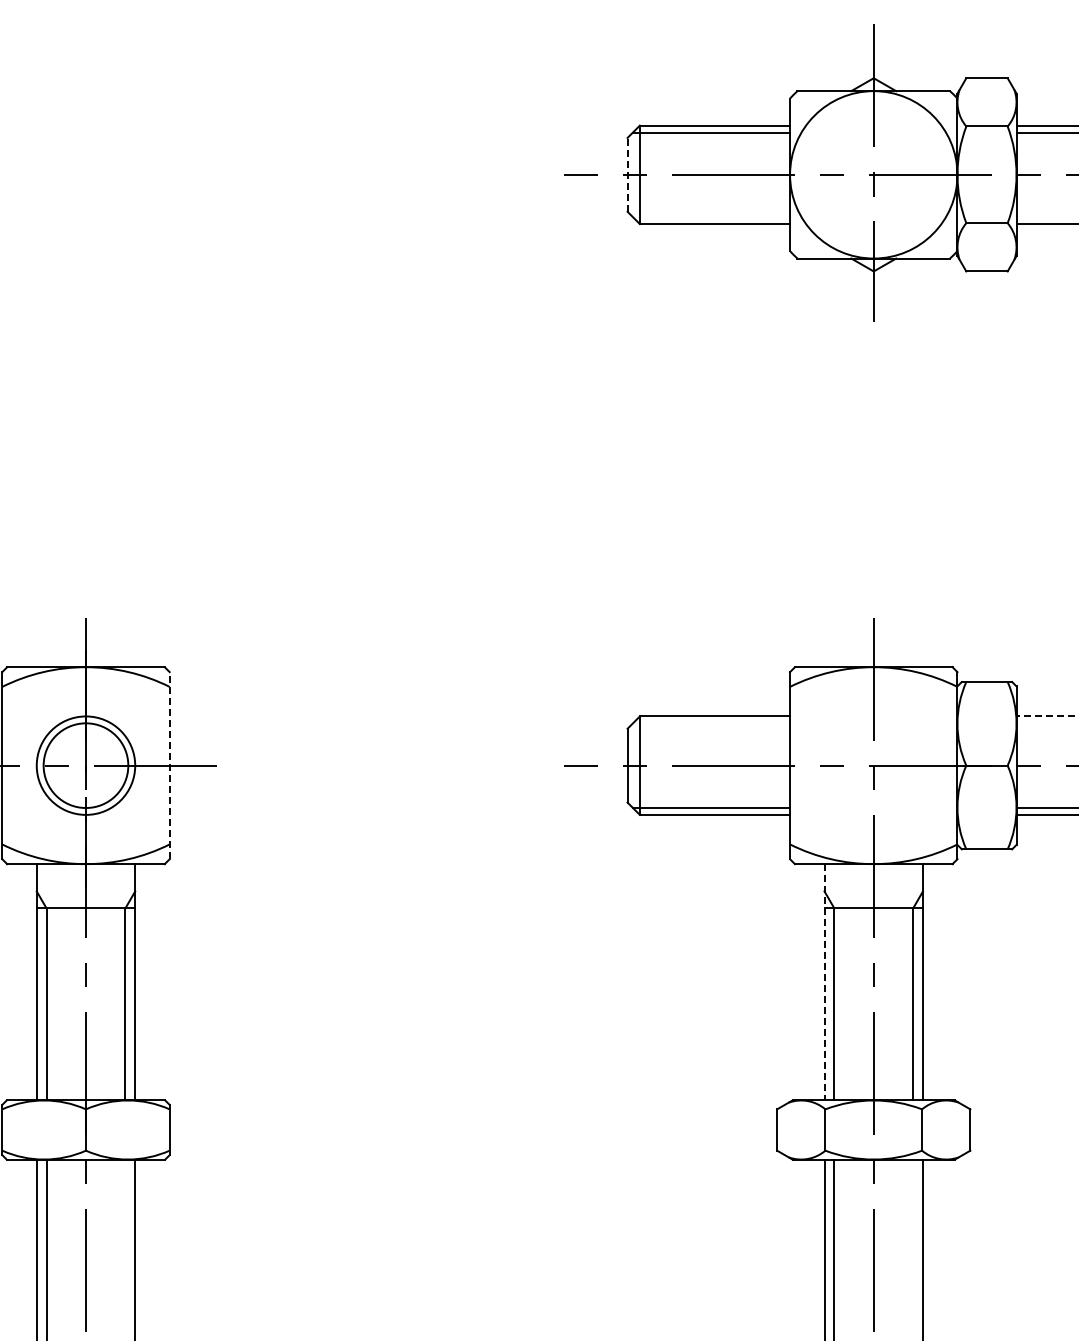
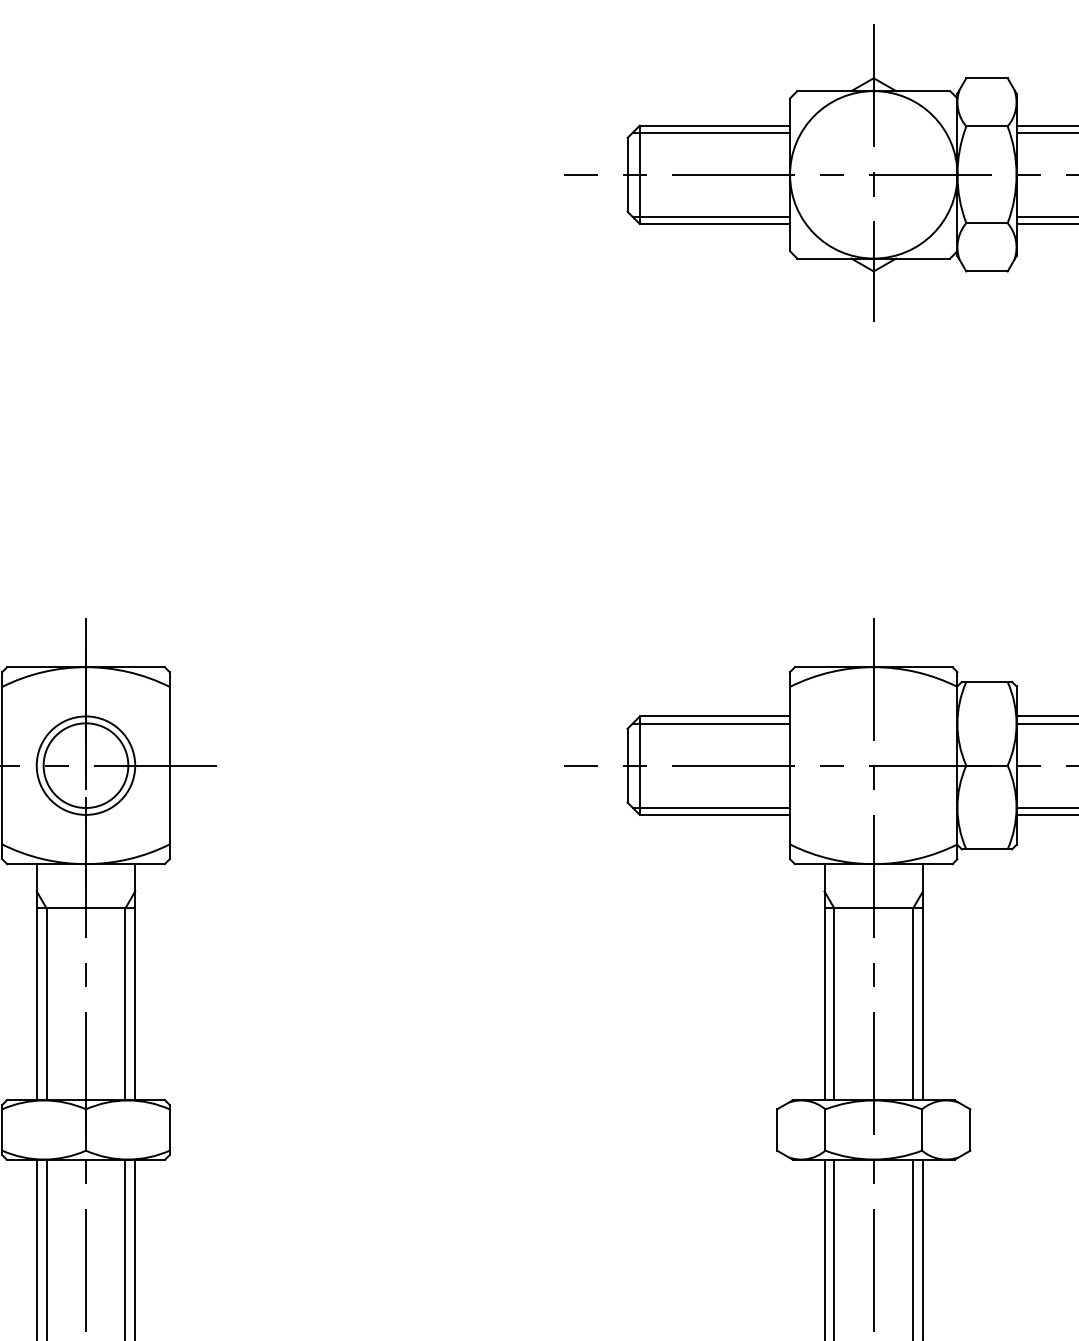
line: dashed -> solid (627, 174)
line: none -> present (711, 216)
line: none -> present (1045, 216)
line: dashed -> solid (1047, 716)
line: none -> present (711, 723)
line: none -> present (1045, 723)
line: dashed -> solid (169, 765)
line: dashed -> solid (824, 982)
line: none -> present (125, 1248)
line: none -> present (913, 1248)
